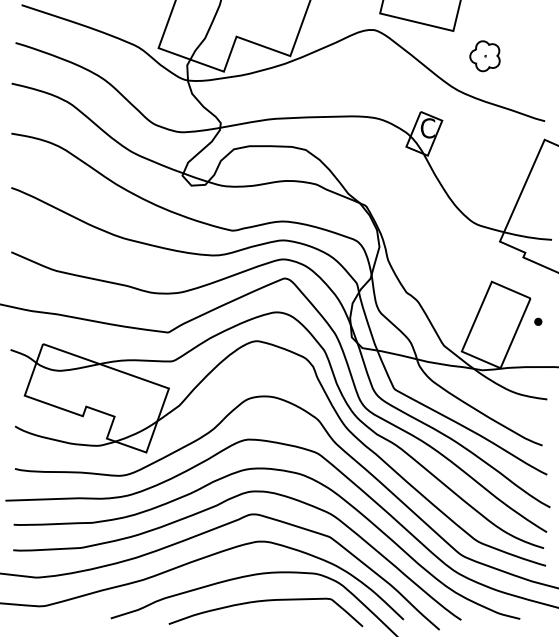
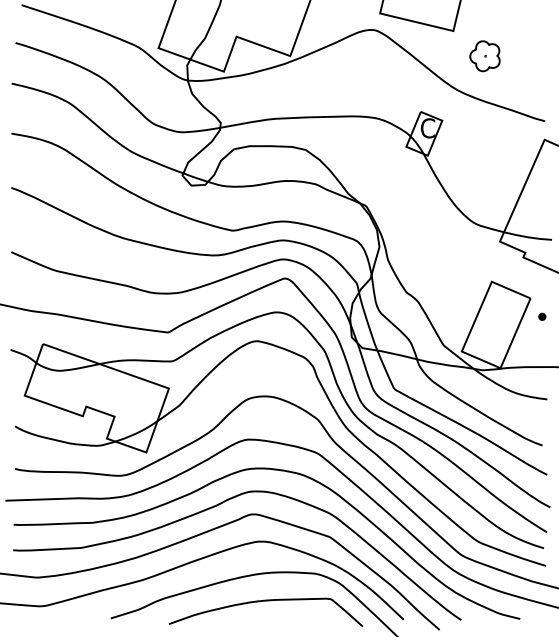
part position: (538, 321) -> (542, 316) (542, 316)
